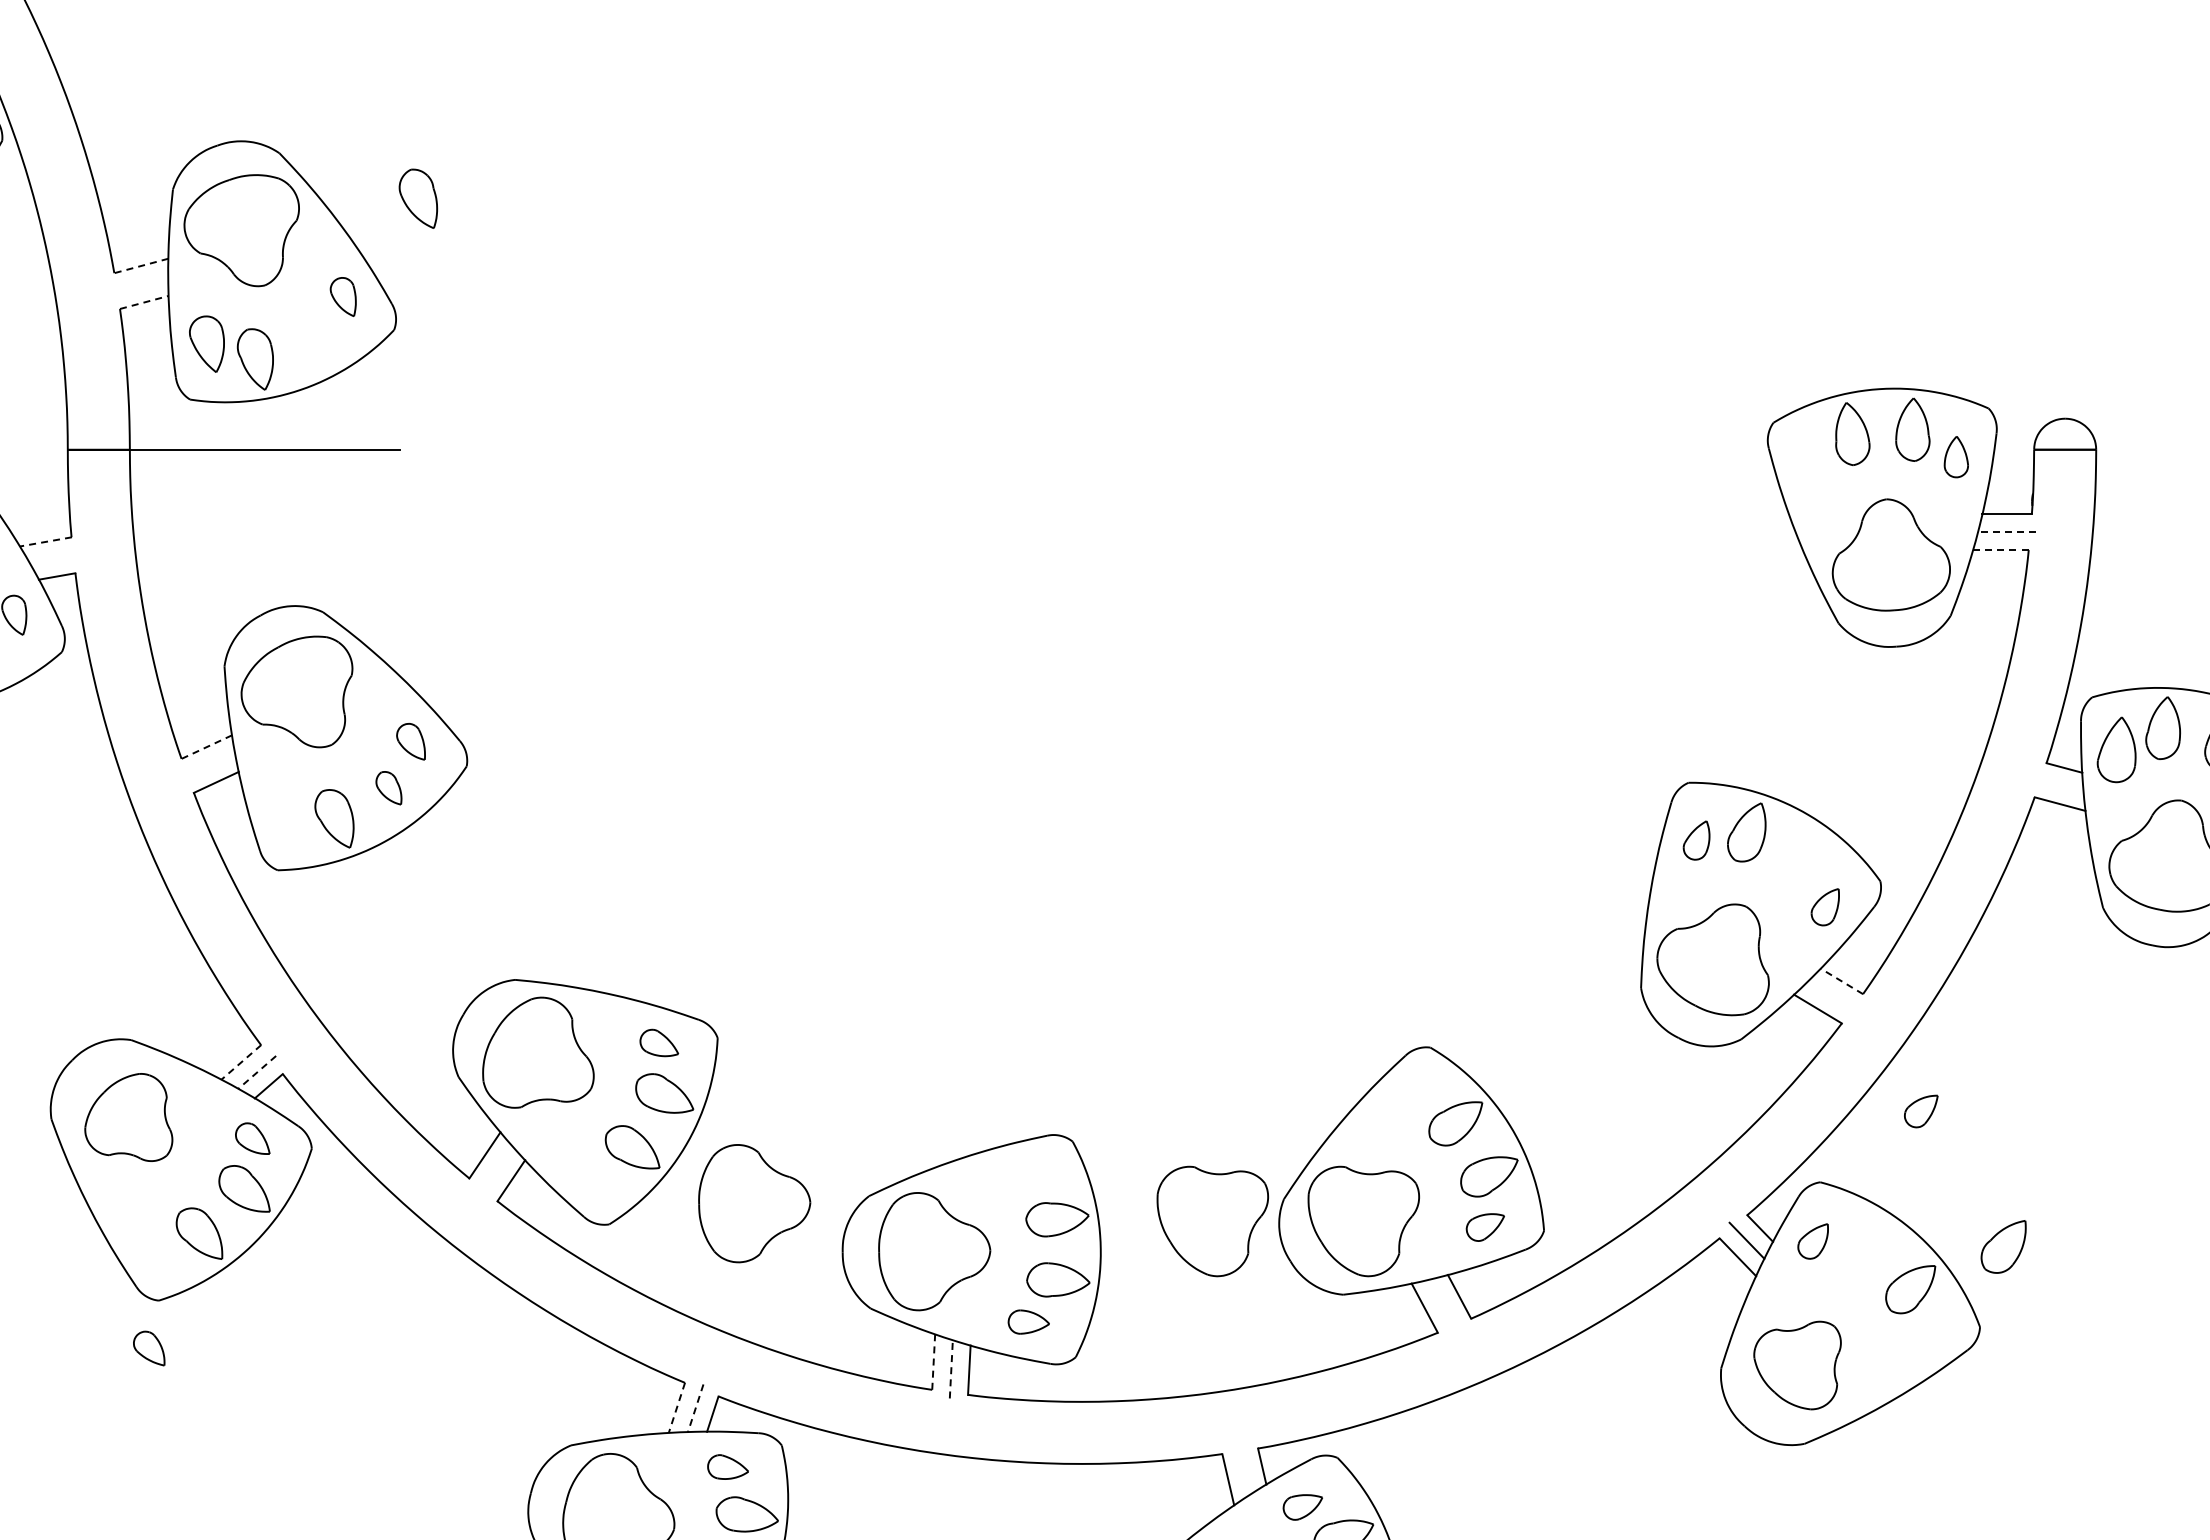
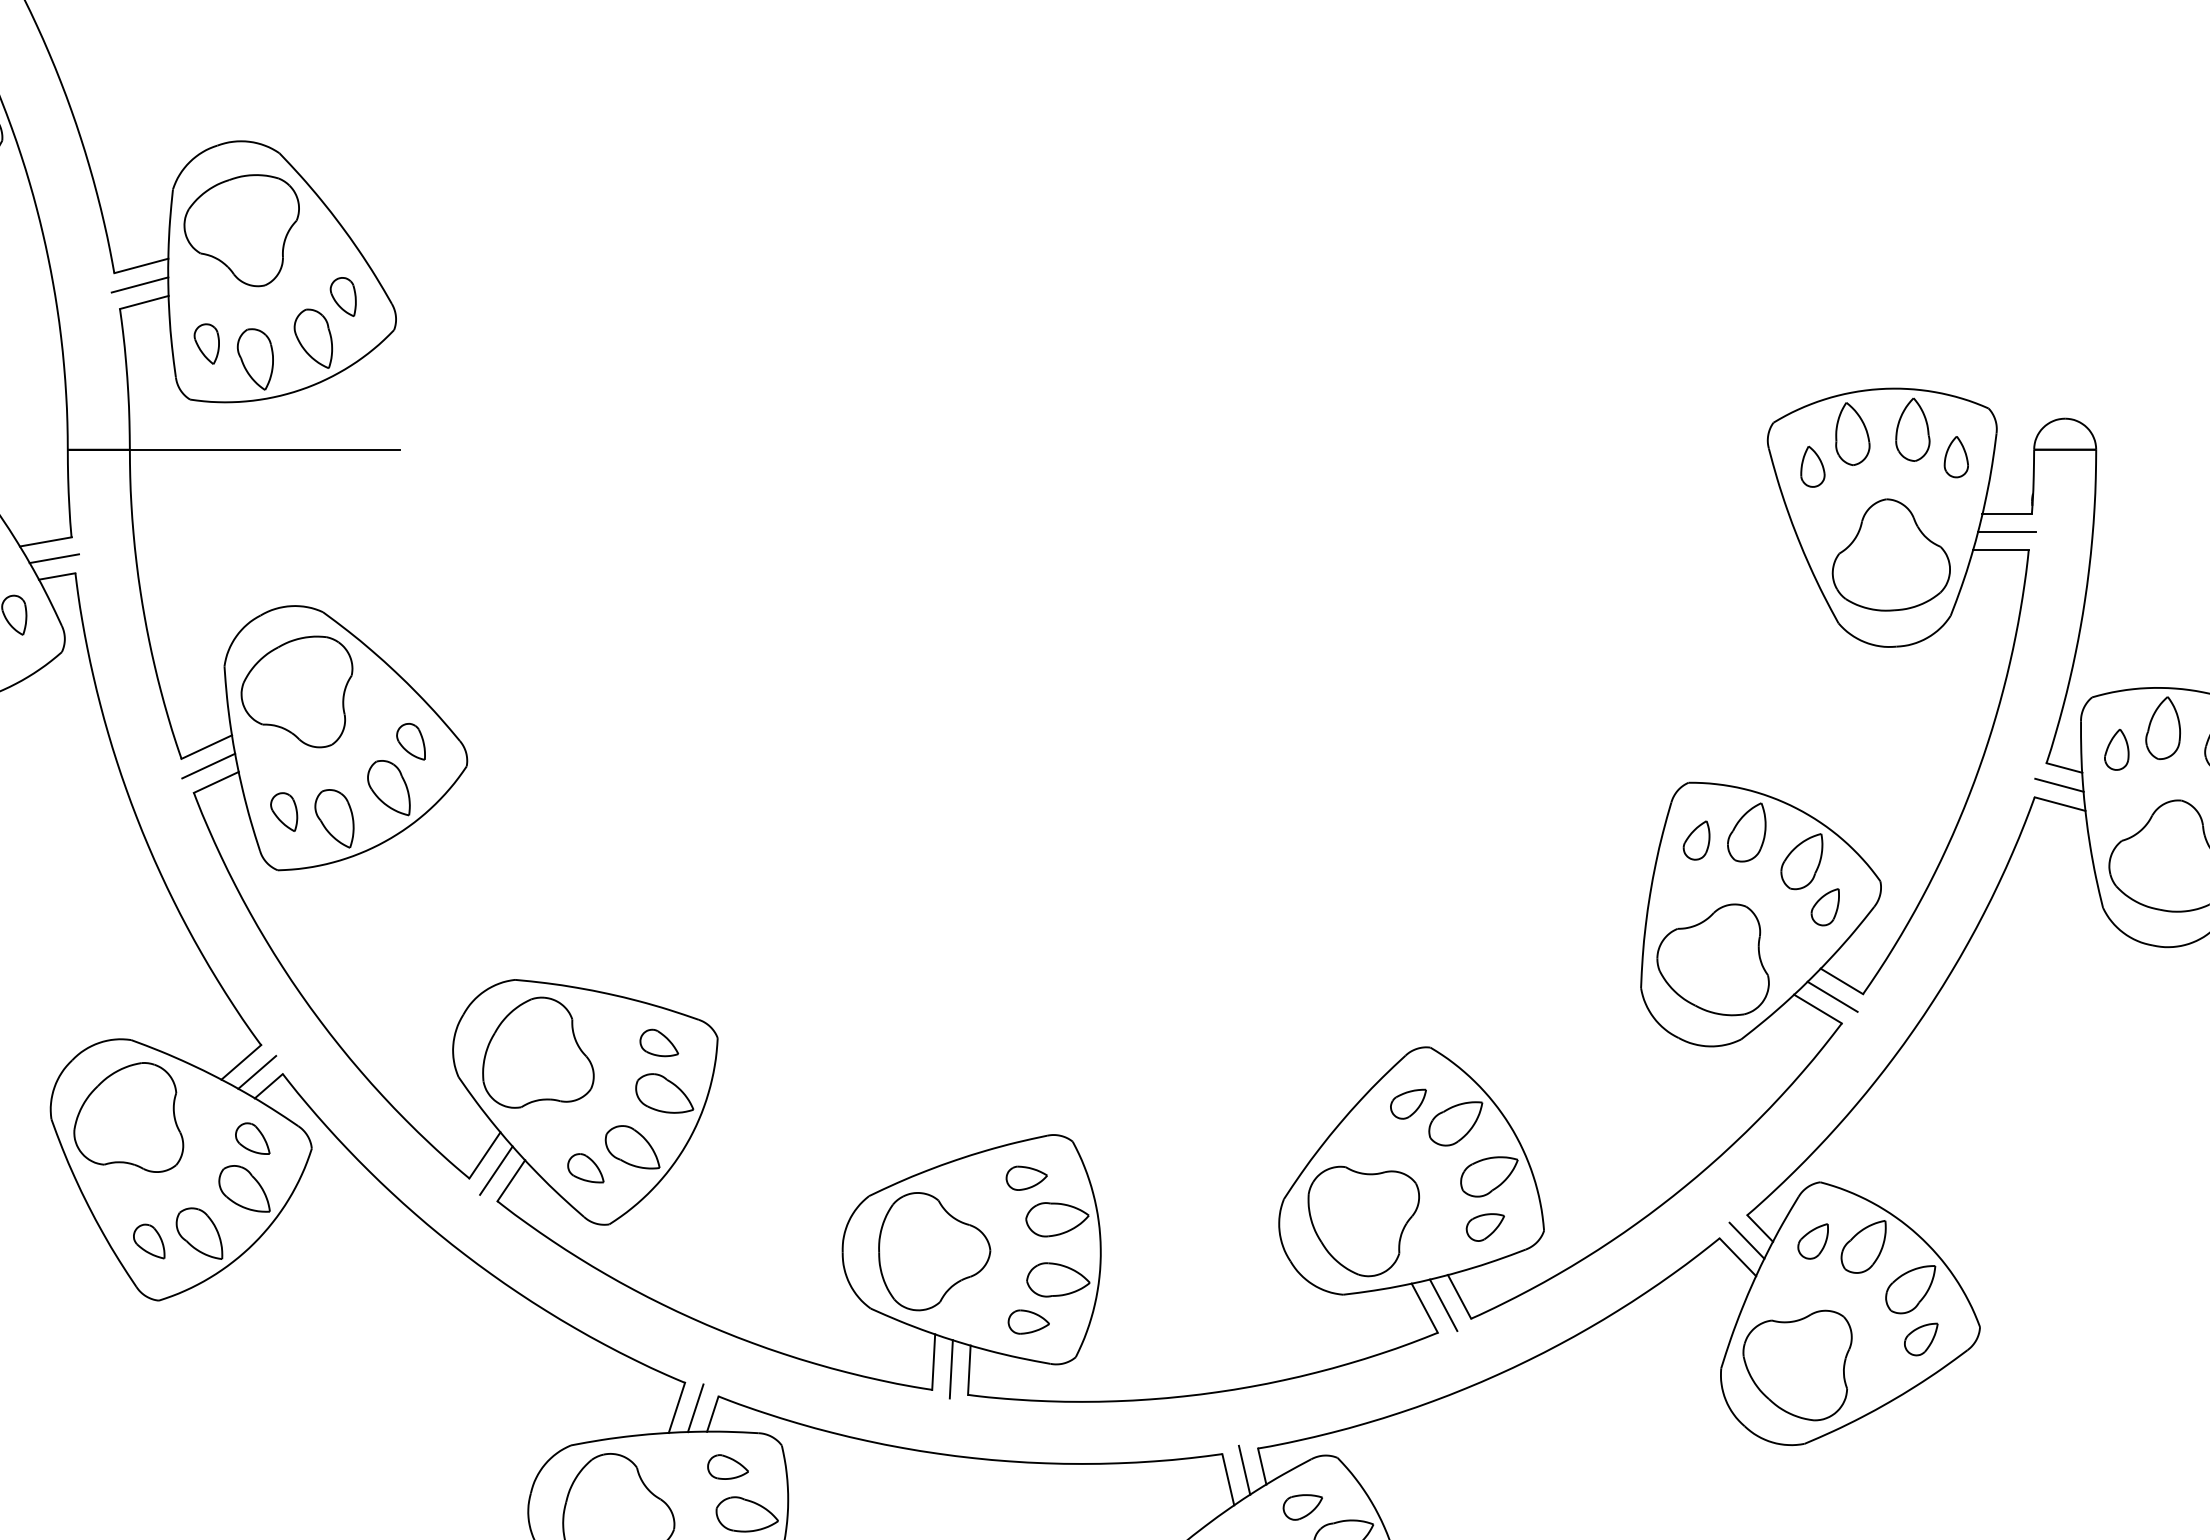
part position: (418, 198) -> (313, 338) (313, 338)
line: dashed -> solid (141, 265)
line: none -> present (139, 284)
line: dashed -> solid (144, 302)
part size: 36x58 px -> 27x42 px (206, 343)
part: none -> present (1812, 466)
line: dashed -> solid (2006, 532)
line: dashed -> solid (45, 541)
line: dashed -> solid (2000, 550)
line: none -> present (54, 558)
line: dashed -> solid (206, 747)
part size: 41x68 px -> 26x43 px (2116, 749)
line: none -> present (208, 765)
line: none -> present (2059, 784)
part size: 28x35 px -> 44x57 px (388, 788)
part: none -> present (284, 811)
part: none -> present (1801, 861)
line: dashed -> solid (1841, 981)
line: none -> present (1832, 996)
line: dashed -> solid (240, 1062)
line: dashed -> solid (256, 1072)
part: none -> present (1408, 1103)
part position: (1921, 1111) -> (1921, 1339) (1921, 1339)
part size: 90x89 px -> 112x111 px (128, 1117)
part: none -> present (585, 1168)
line: none -> present (496, 1170)
part: none -> present (1026, 1177)
part: present -> none (754, 1203)
part: present -> none (1212, 1221)
part position: (2003, 1246) -> (1863, 1246) (1863, 1246)
line: none -> present (1443, 1305)
part position: (149, 1348) -> (149, 1241) (149, 1241)
line: dashed -> solid (933, 1362)
part size: 89x91 px -> 111x113 px (1797, 1365)
line: dashed -> solid (951, 1368)
line: dashed -> solid (676, 1408)
line: dashed -> solid (695, 1408)
line: none -> present (1244, 1469)
